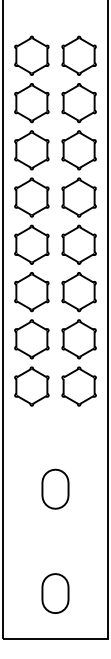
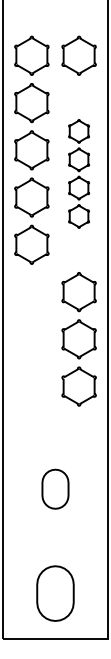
part size: 36x182 px -> 22x110 px (78, 173)
part: present -> none (31, 339)
part size: 29x41 px -> 39x57 px (55, 593)
